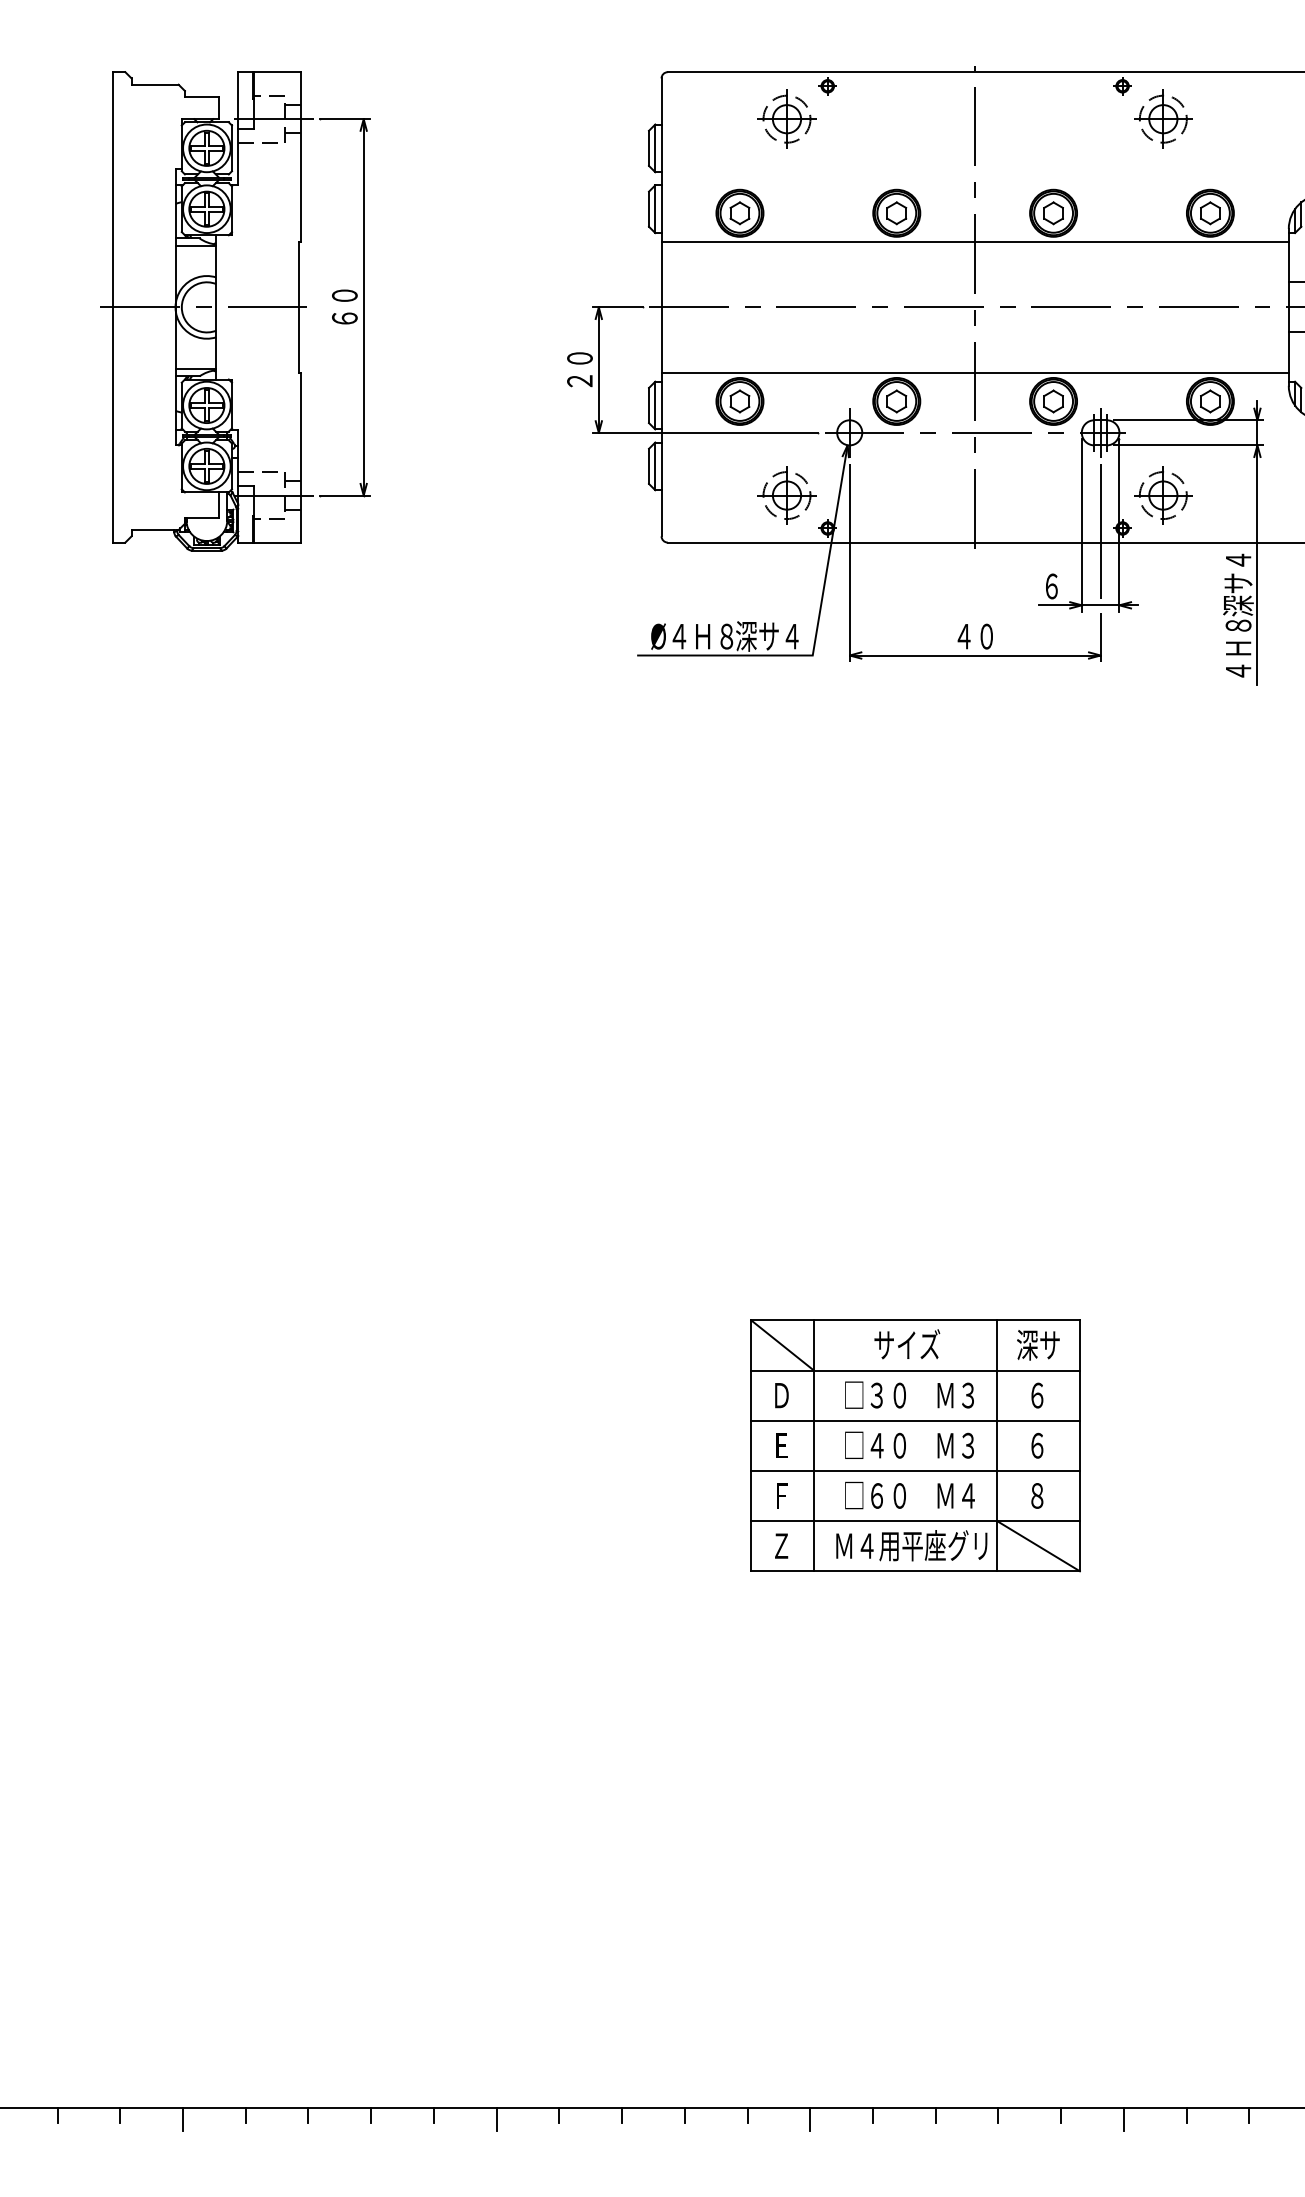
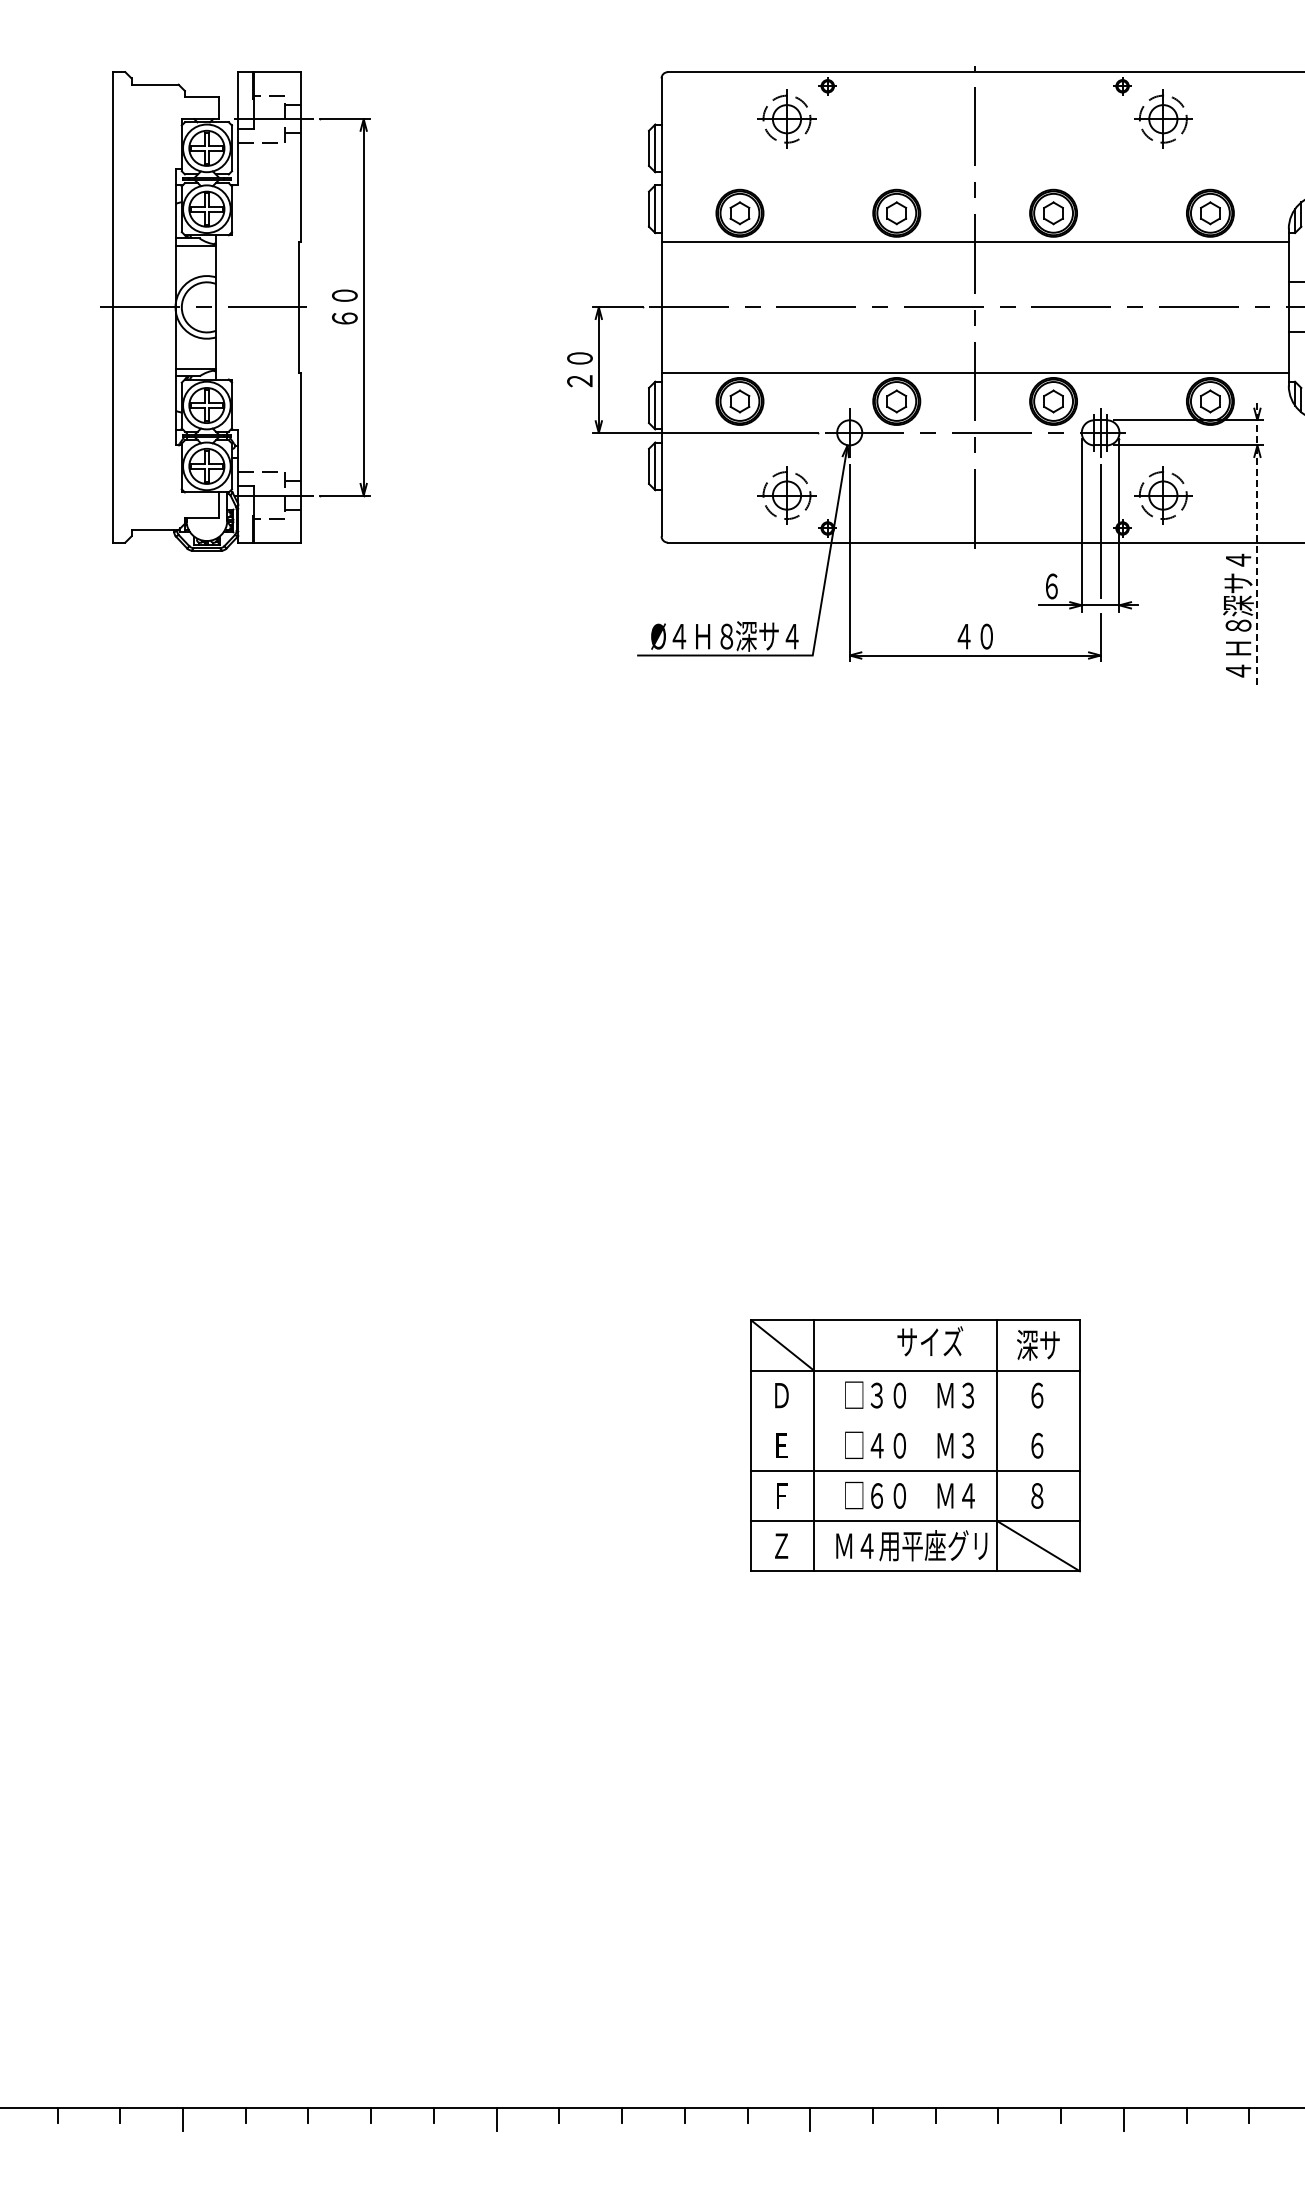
line: solid -> dashed (1257, 543)
text position: (907, 1344) -> (930, 1341) (930, 1341)
line: present -> none (915, 1420)
